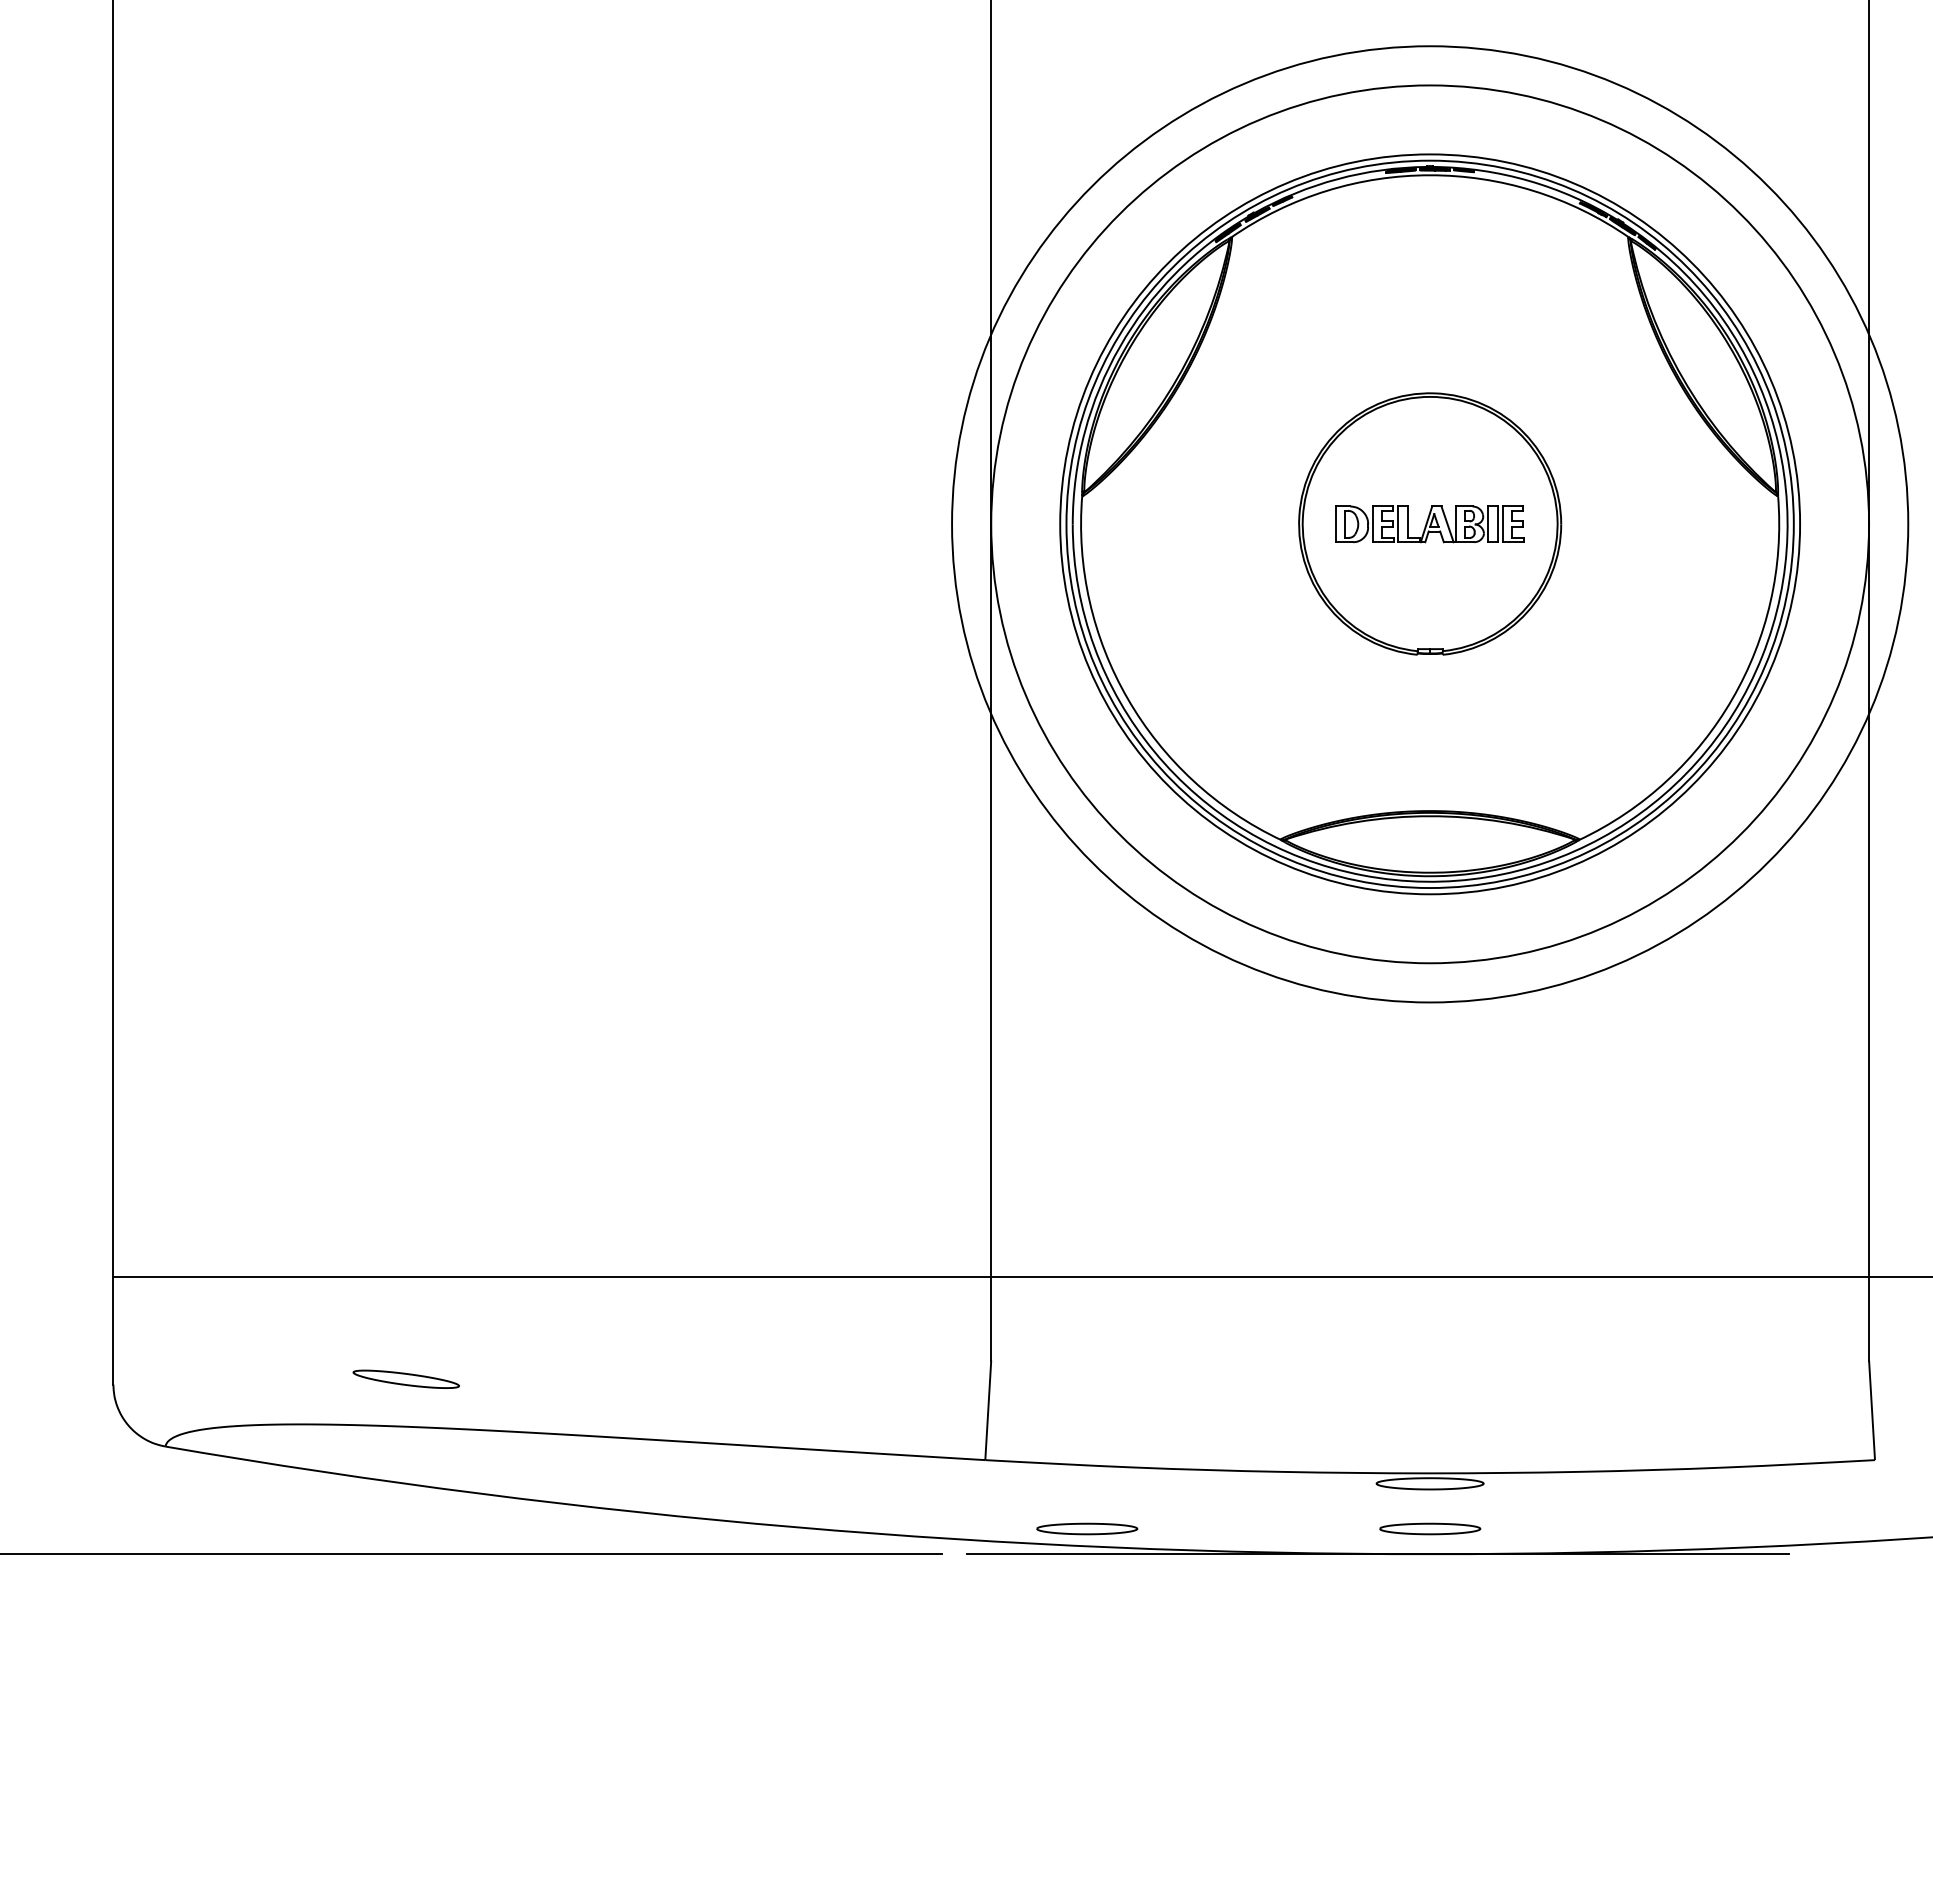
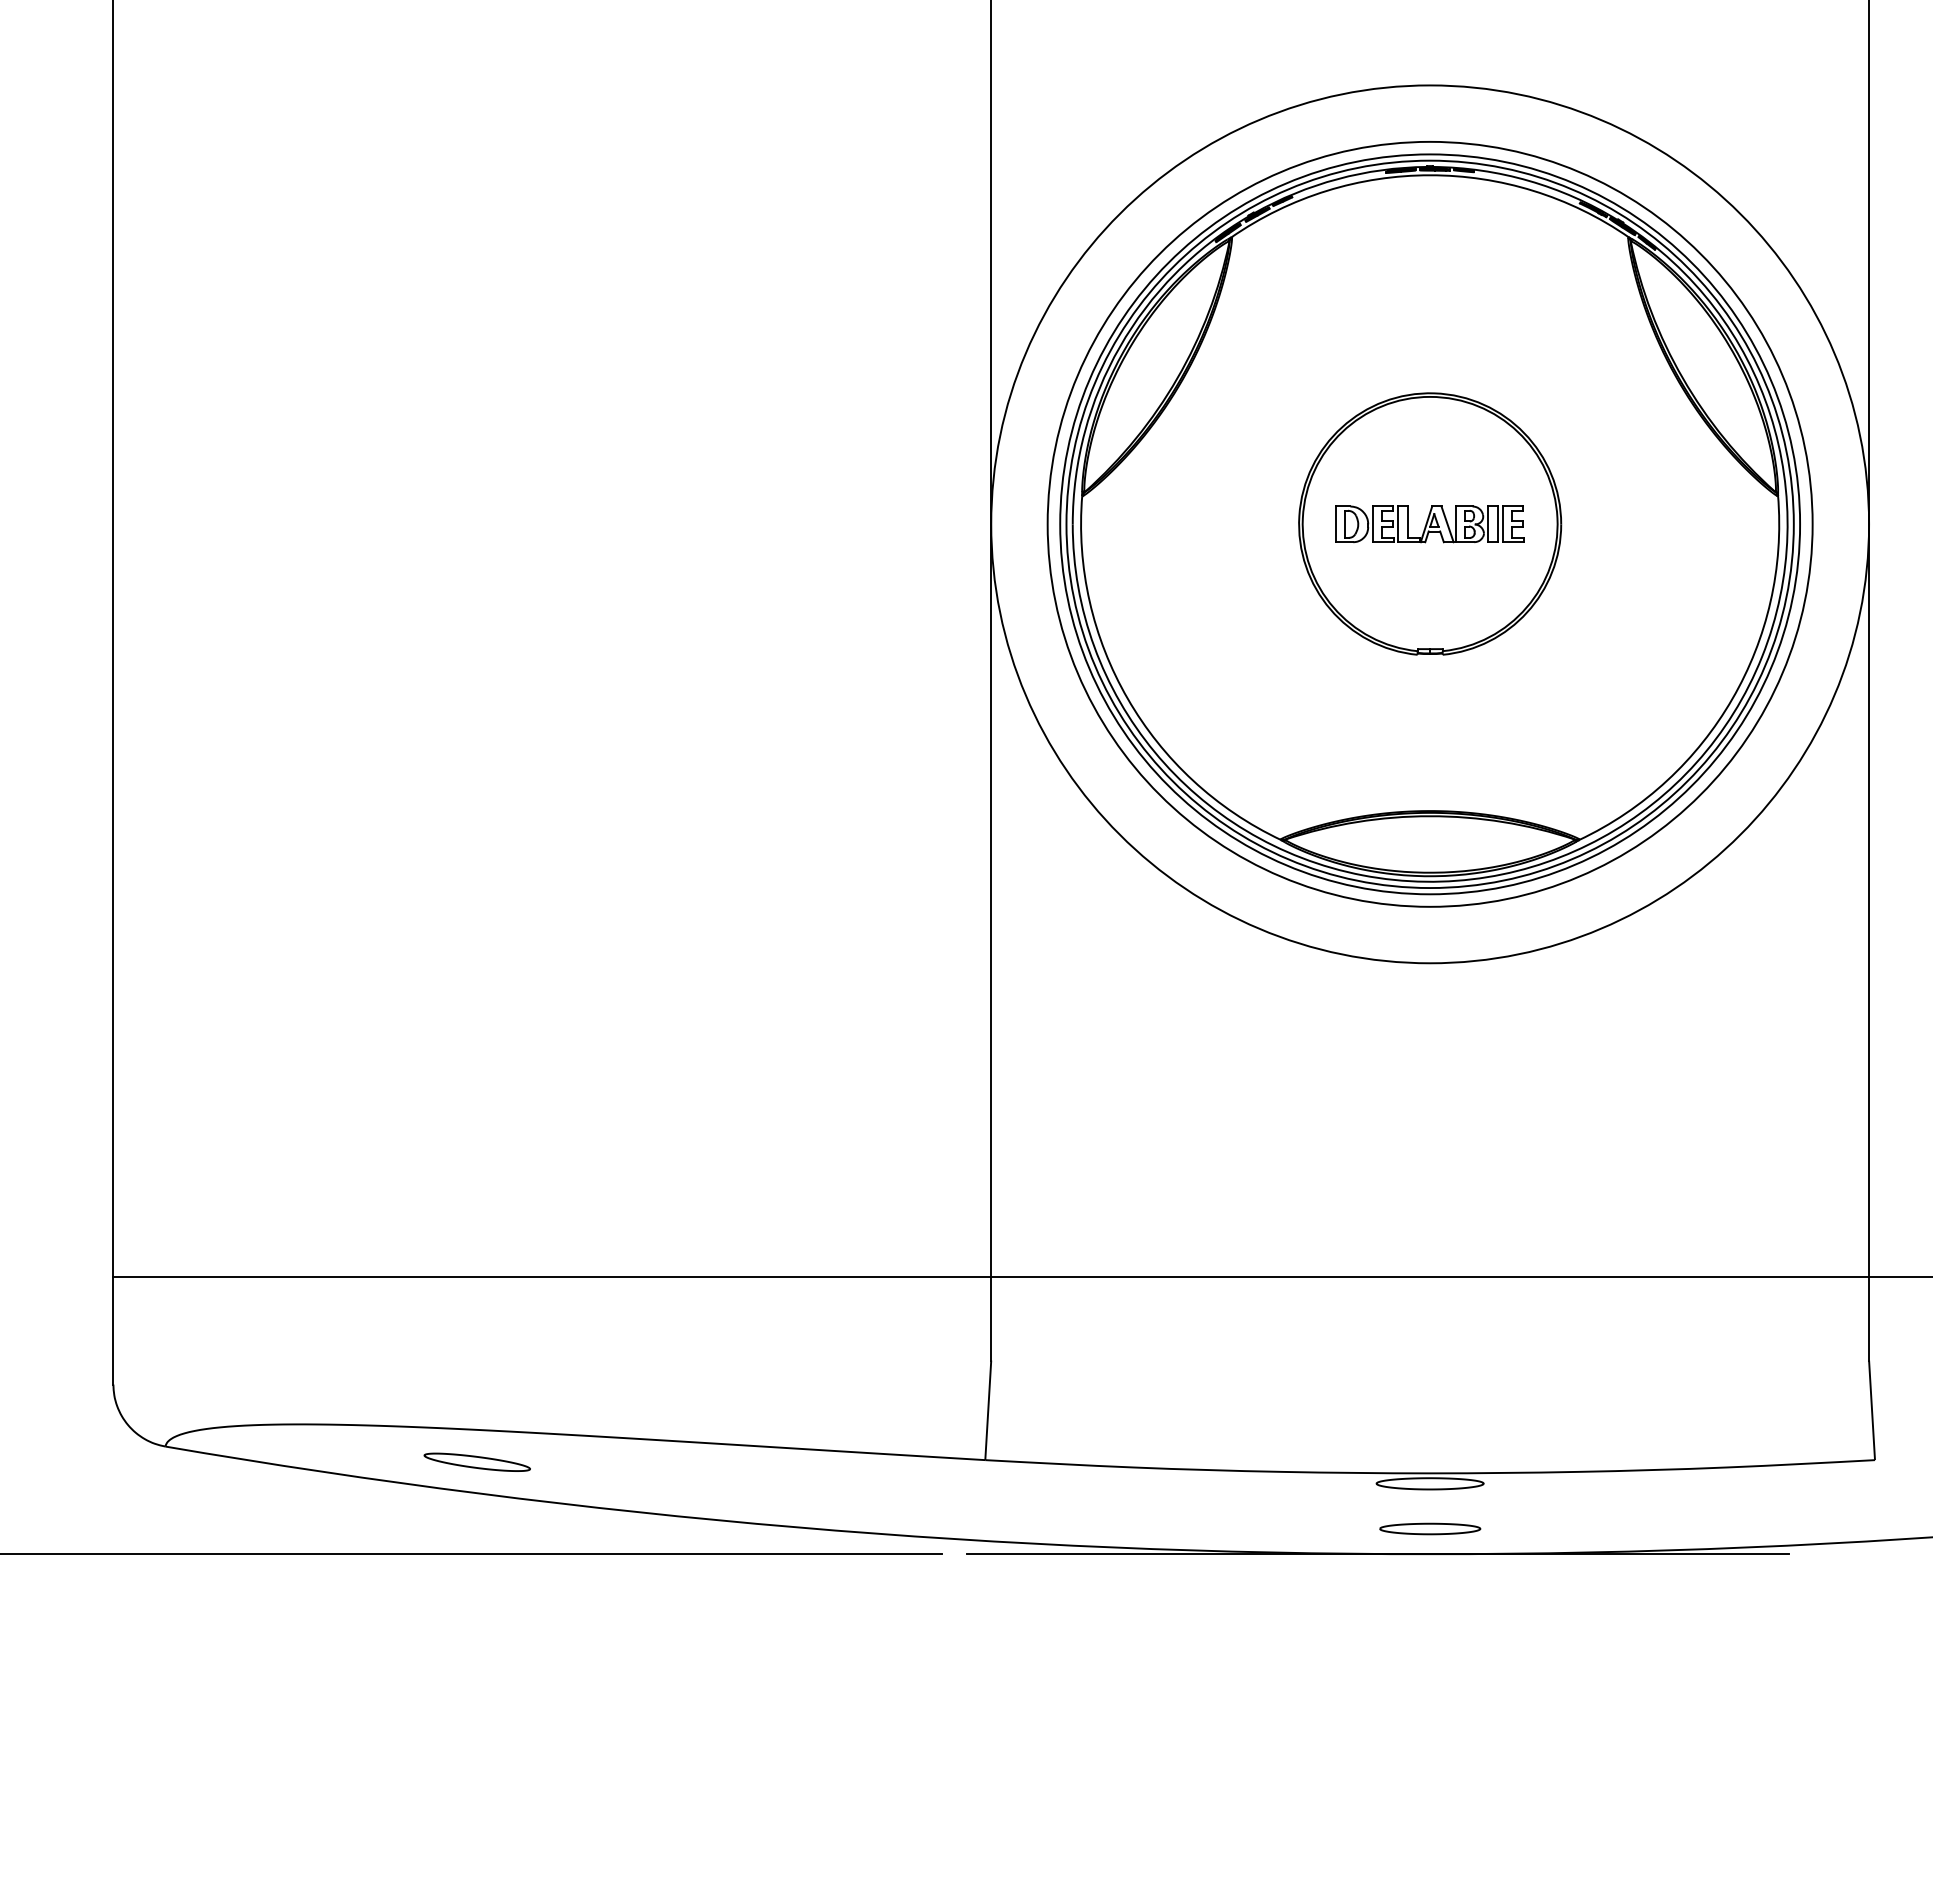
circle diameter: 956 px -> 765 px (1429, 523)
part position: (405, 1378) -> (476, 1461) (476, 1461)
part: present -> none (1087, 1528)
